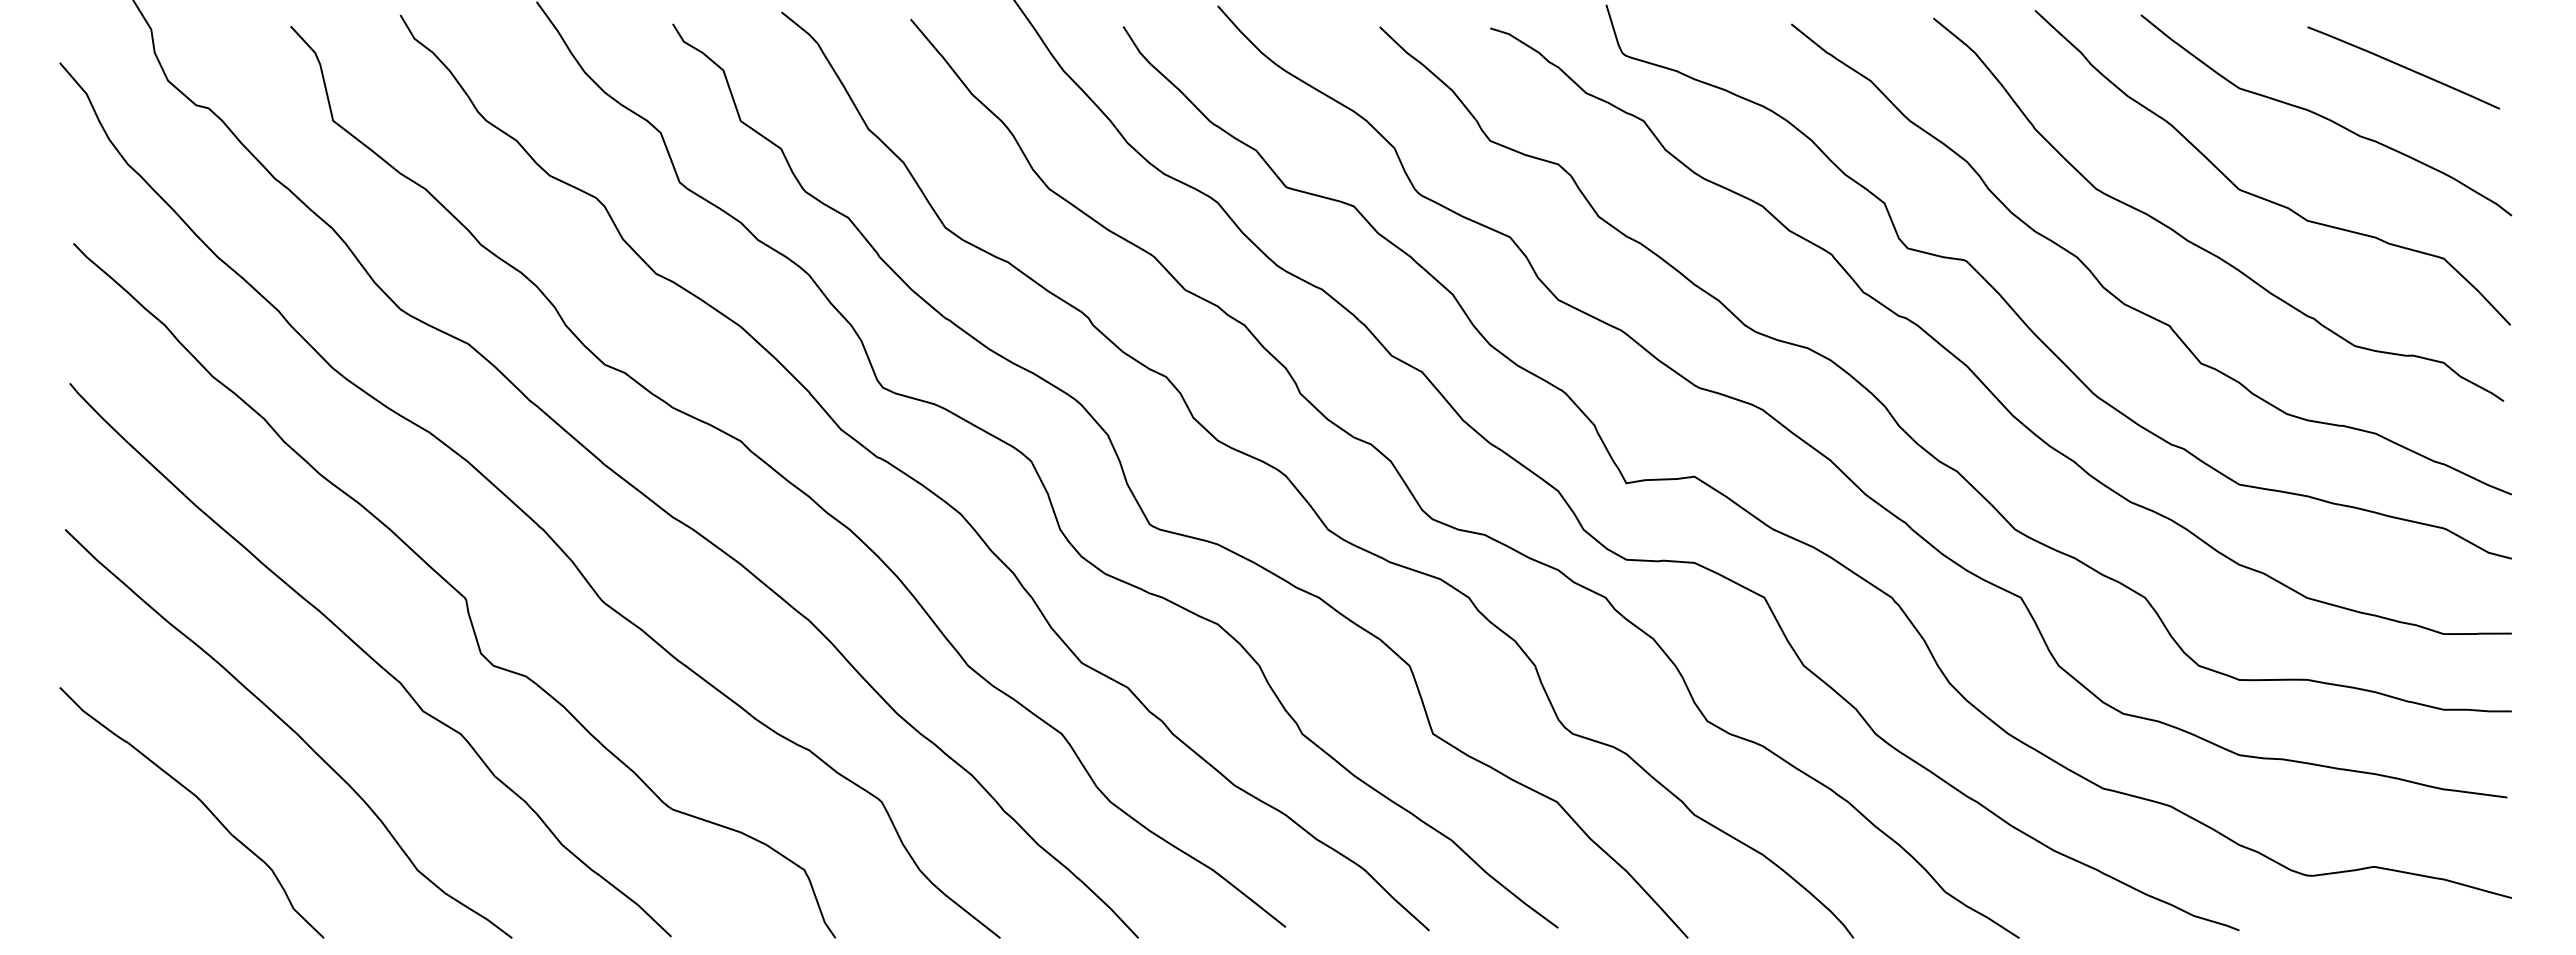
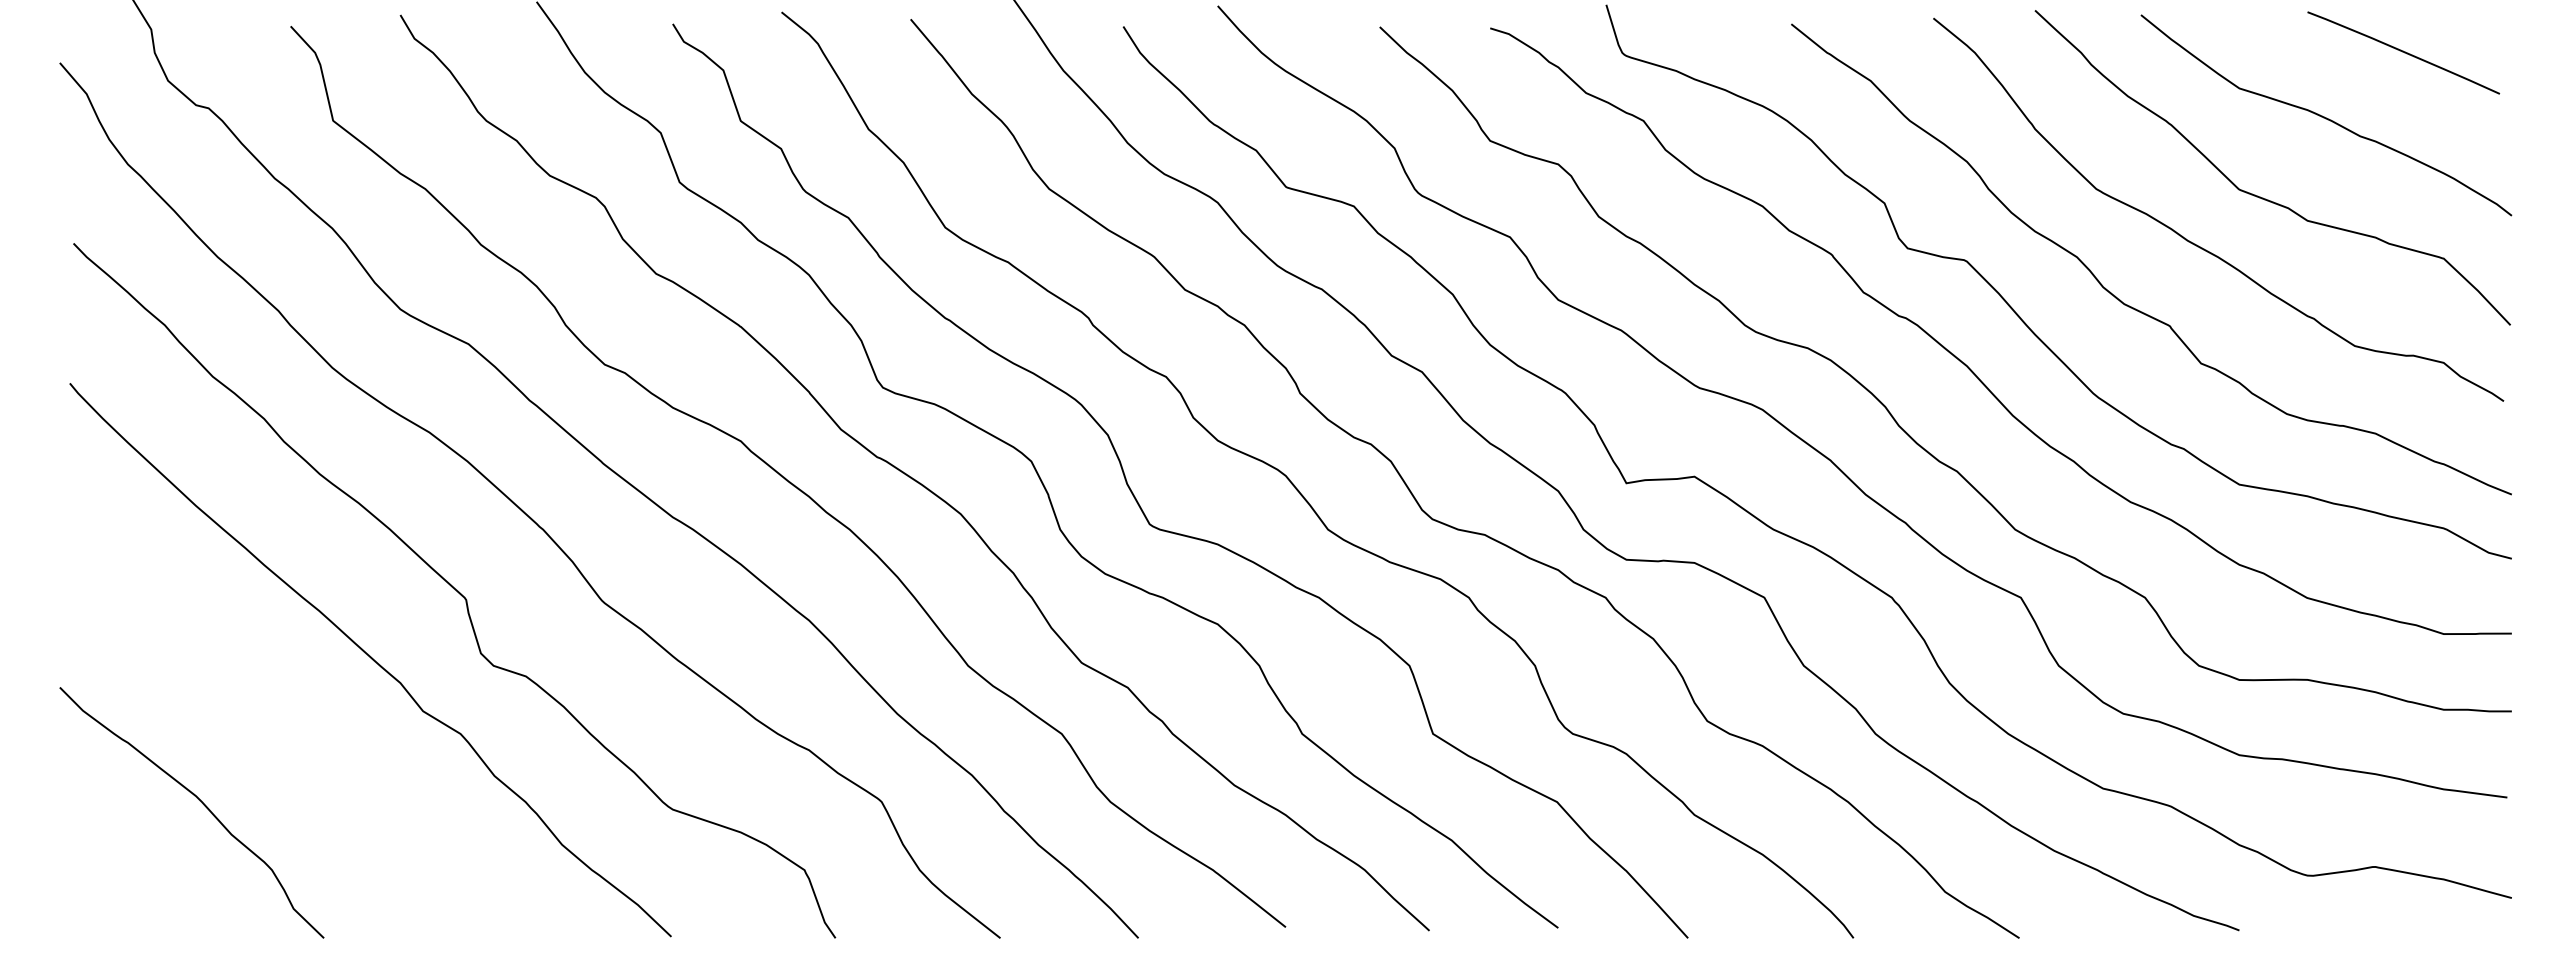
curve position: (2403, 67) -> (2403, 52) (2403, 52)
curve: present -> none (291, 730)
